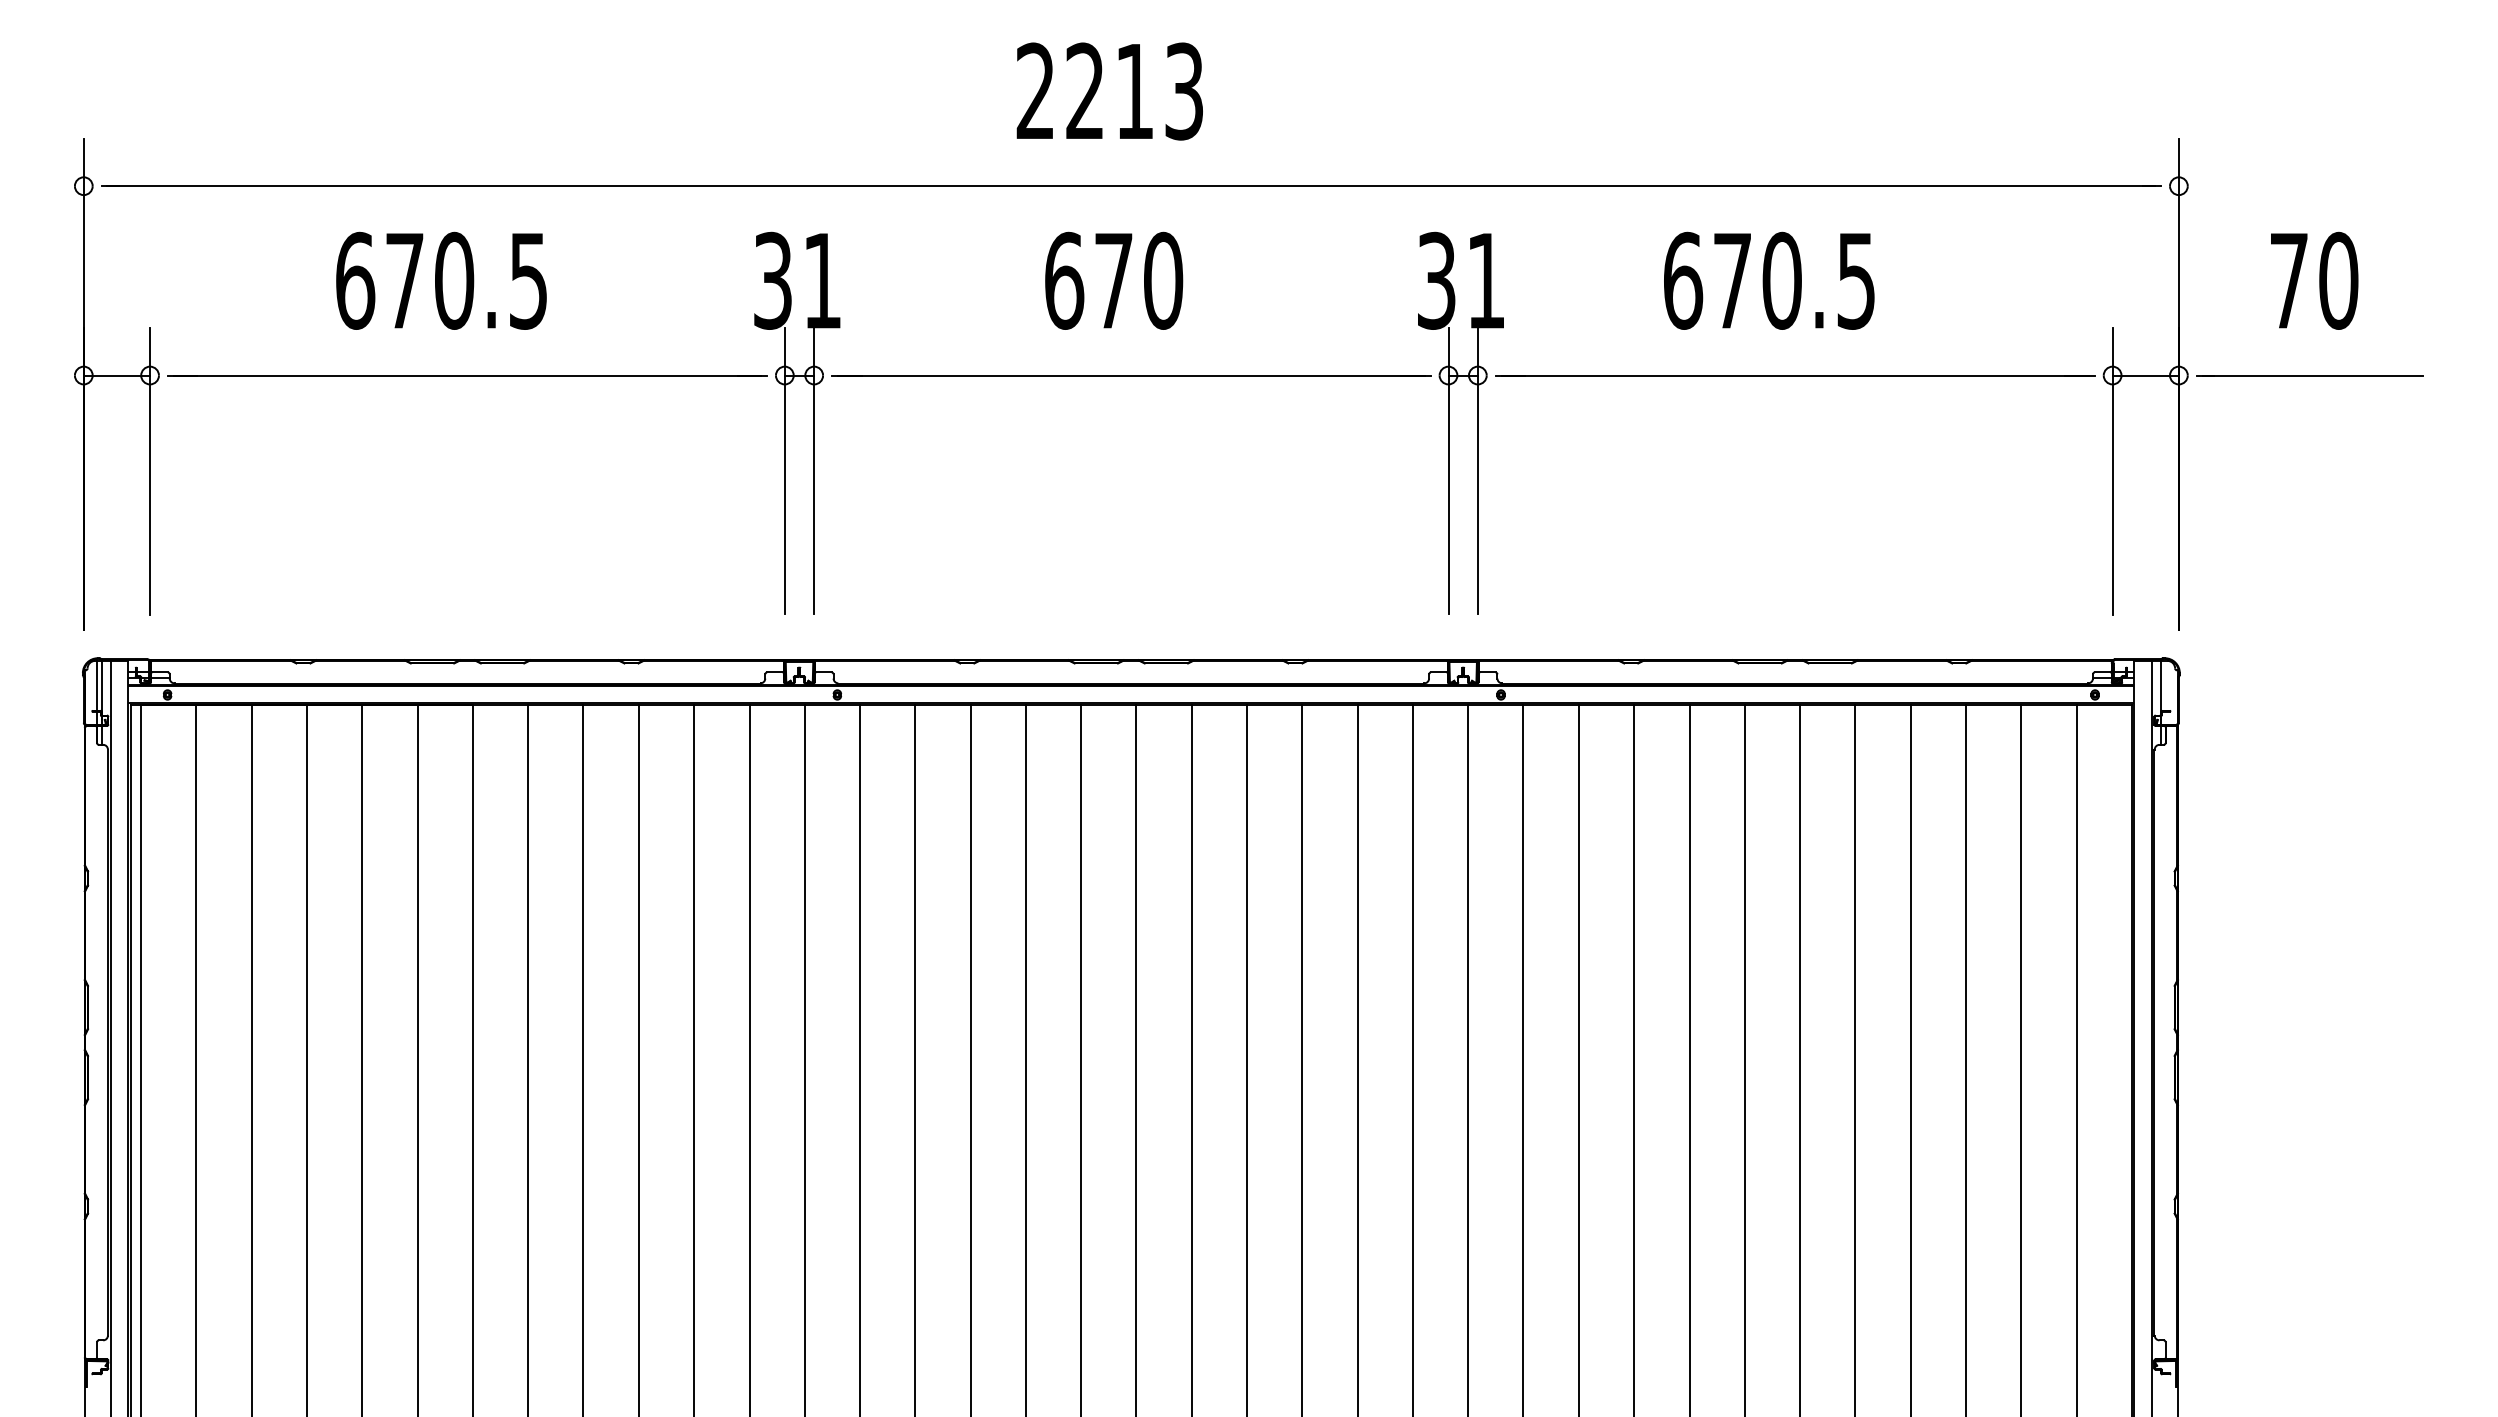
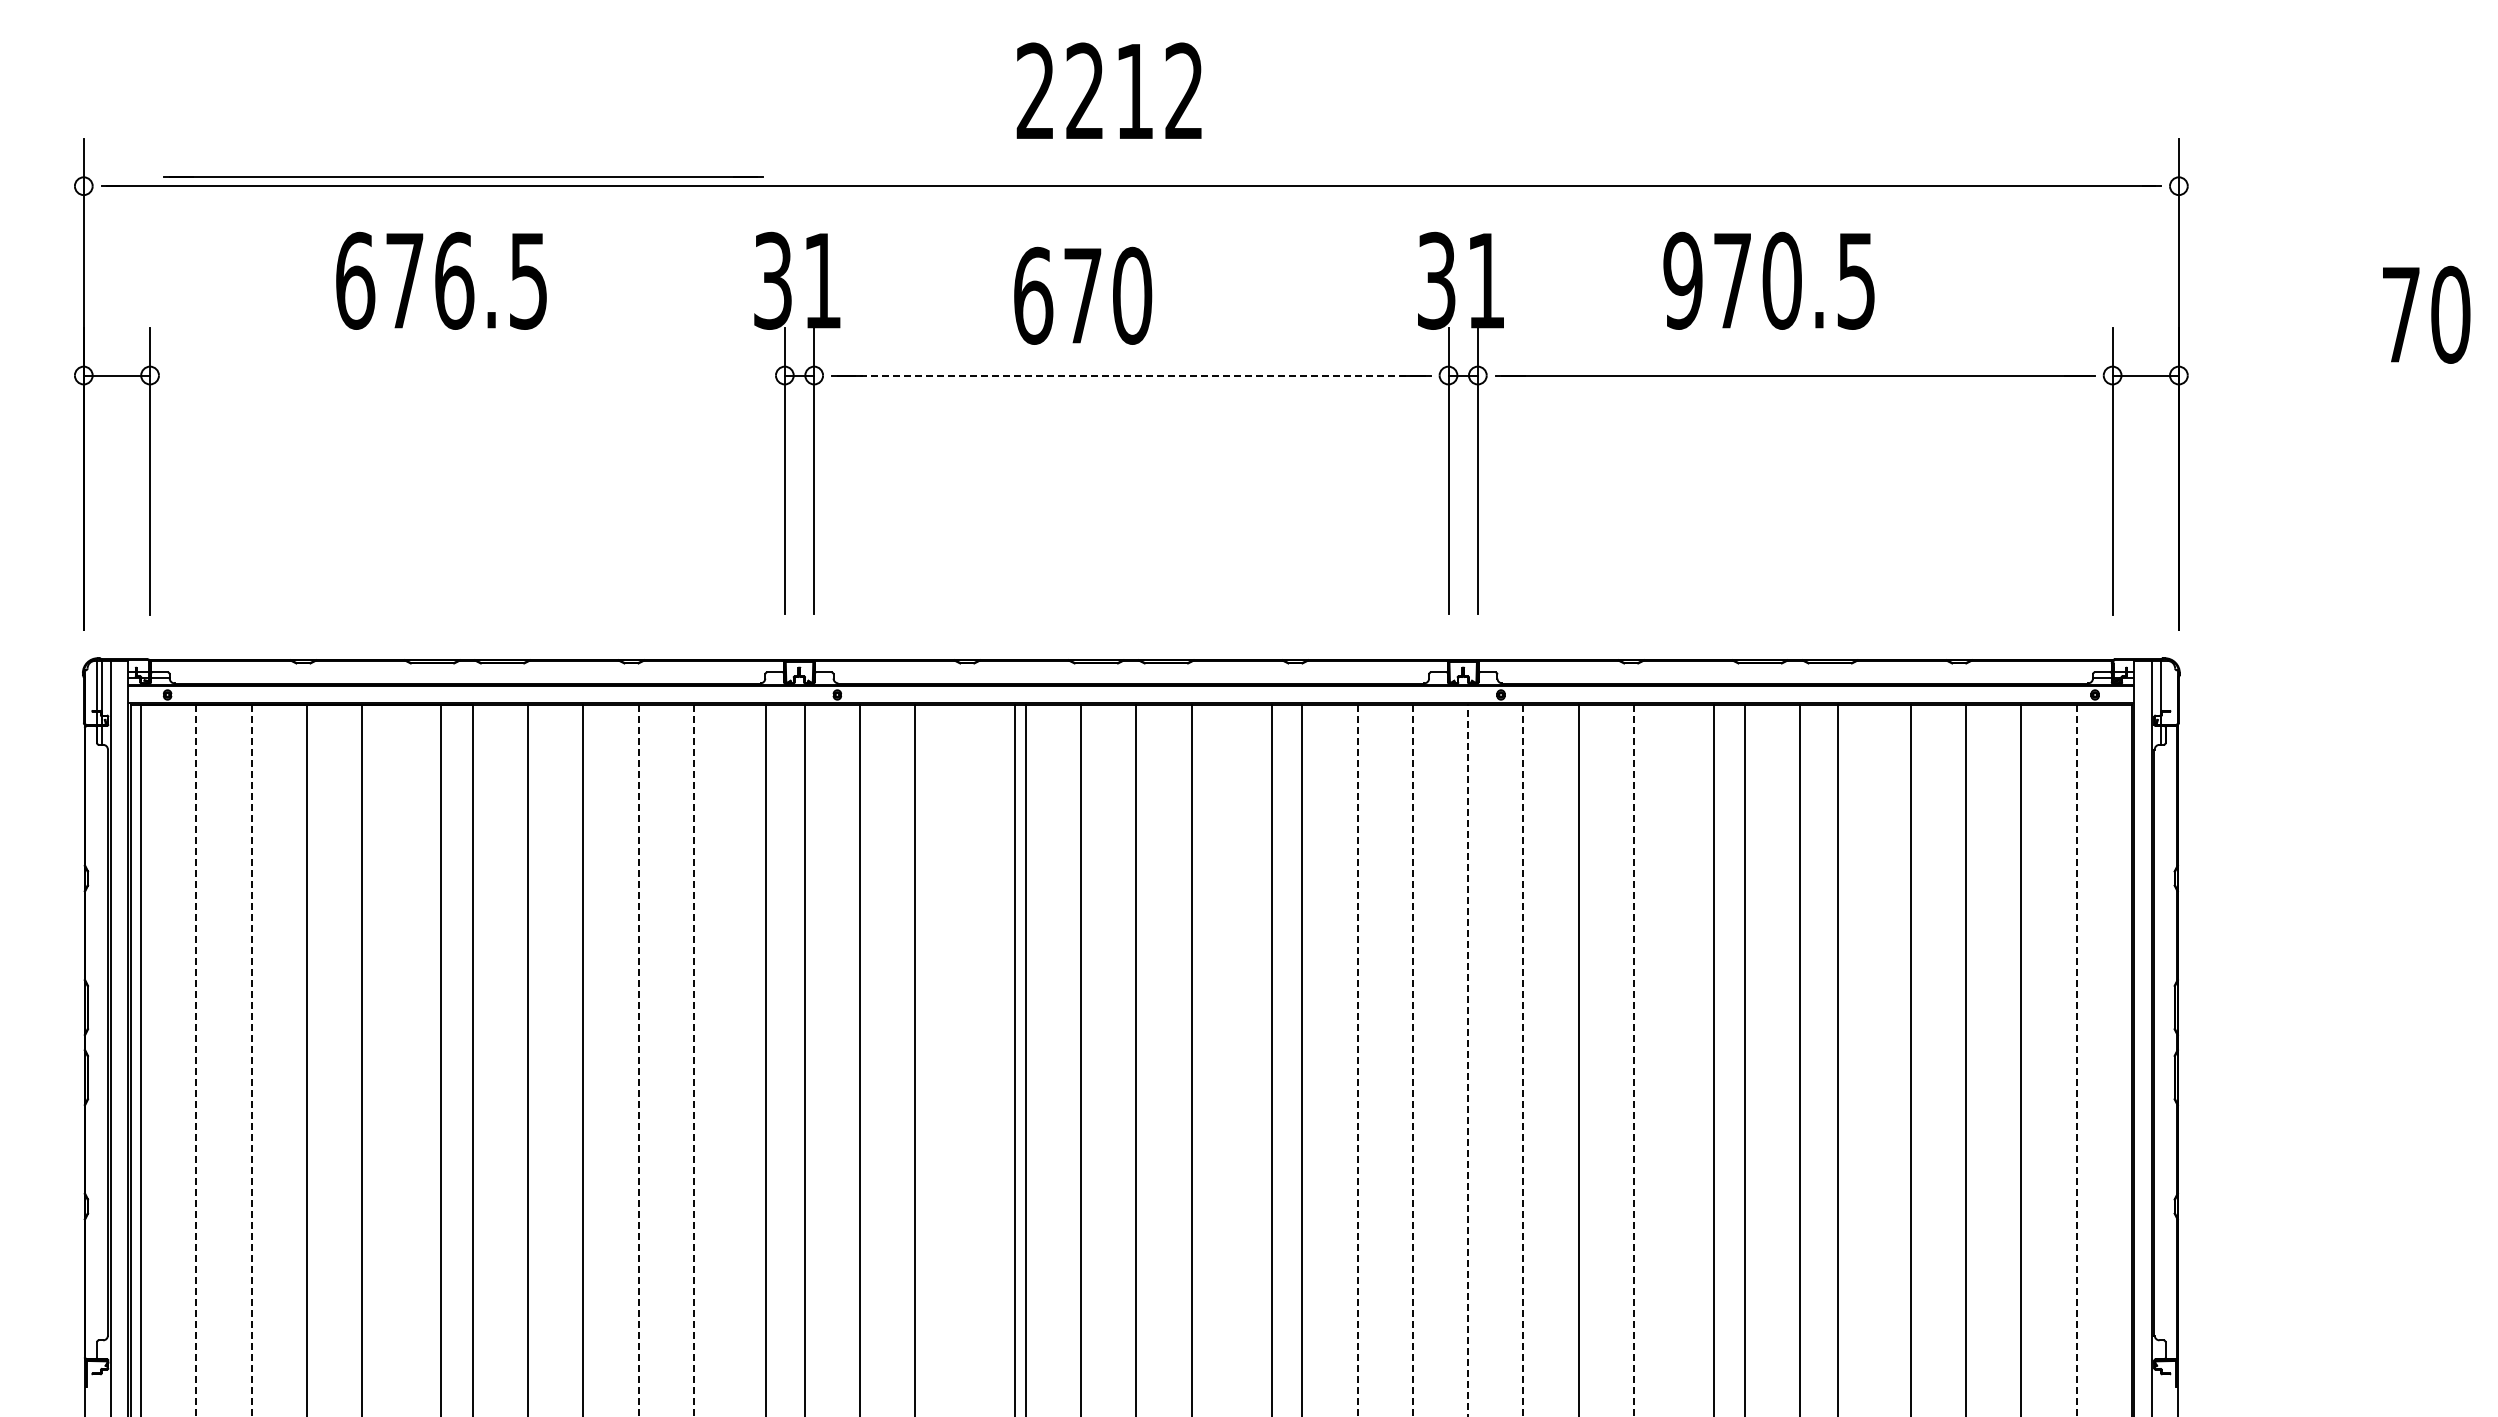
text: 2213 -> 2212 (1183, 91)
text: 670.5 -> 676.5 (454, 280)
text position: (1114, 280) -> (1083, 295) (1083, 295)
text: 670.5 -> 970.5 (1683, 280)
text position: (2314, 280) -> (2426, 314) (2426, 314)
line position: (467, 375) -> (463, 176) (463, 176)
line: solid -> dashed (1131, 375)
line: present -> none (2309, 375)
line position: (417, 1058) -> (440, 1058) (440, 1058)
line position: (749, 1058) -> (765, 1058) (765, 1058)
line position: (970, 1058) -> (1014, 1058) (1014, 1058)
line position: (1247, 1058) -> (1272, 1058) (1272, 1058)
line position: (1689, 1058) -> (1713, 1058) (1713, 1058)
line position: (1855, 1058) -> (1838, 1058) (1838, 1058)
line: solid -> dashed (196, 1060)
line: solid -> dashed (251, 1060)
line: solid -> dashed (638, 1060)
line: solid -> dashed (694, 1060)
line: solid -> dashed (1357, 1060)
line: solid -> dashed (1413, 1060)
line: solid -> dashed (1468, 1060)
line: solid -> dashed (1523, 1060)
line: solid -> dashed (1634, 1060)
line: solid -> dashed (2076, 1060)
